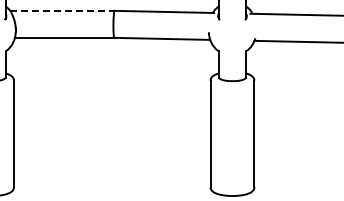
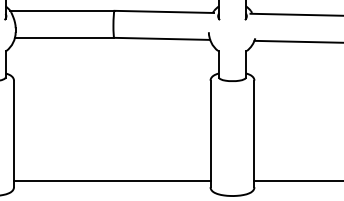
line: dashed -> solid (62, 10)
line: none -> present (111, 181)
line: none -> present (297, 181)
